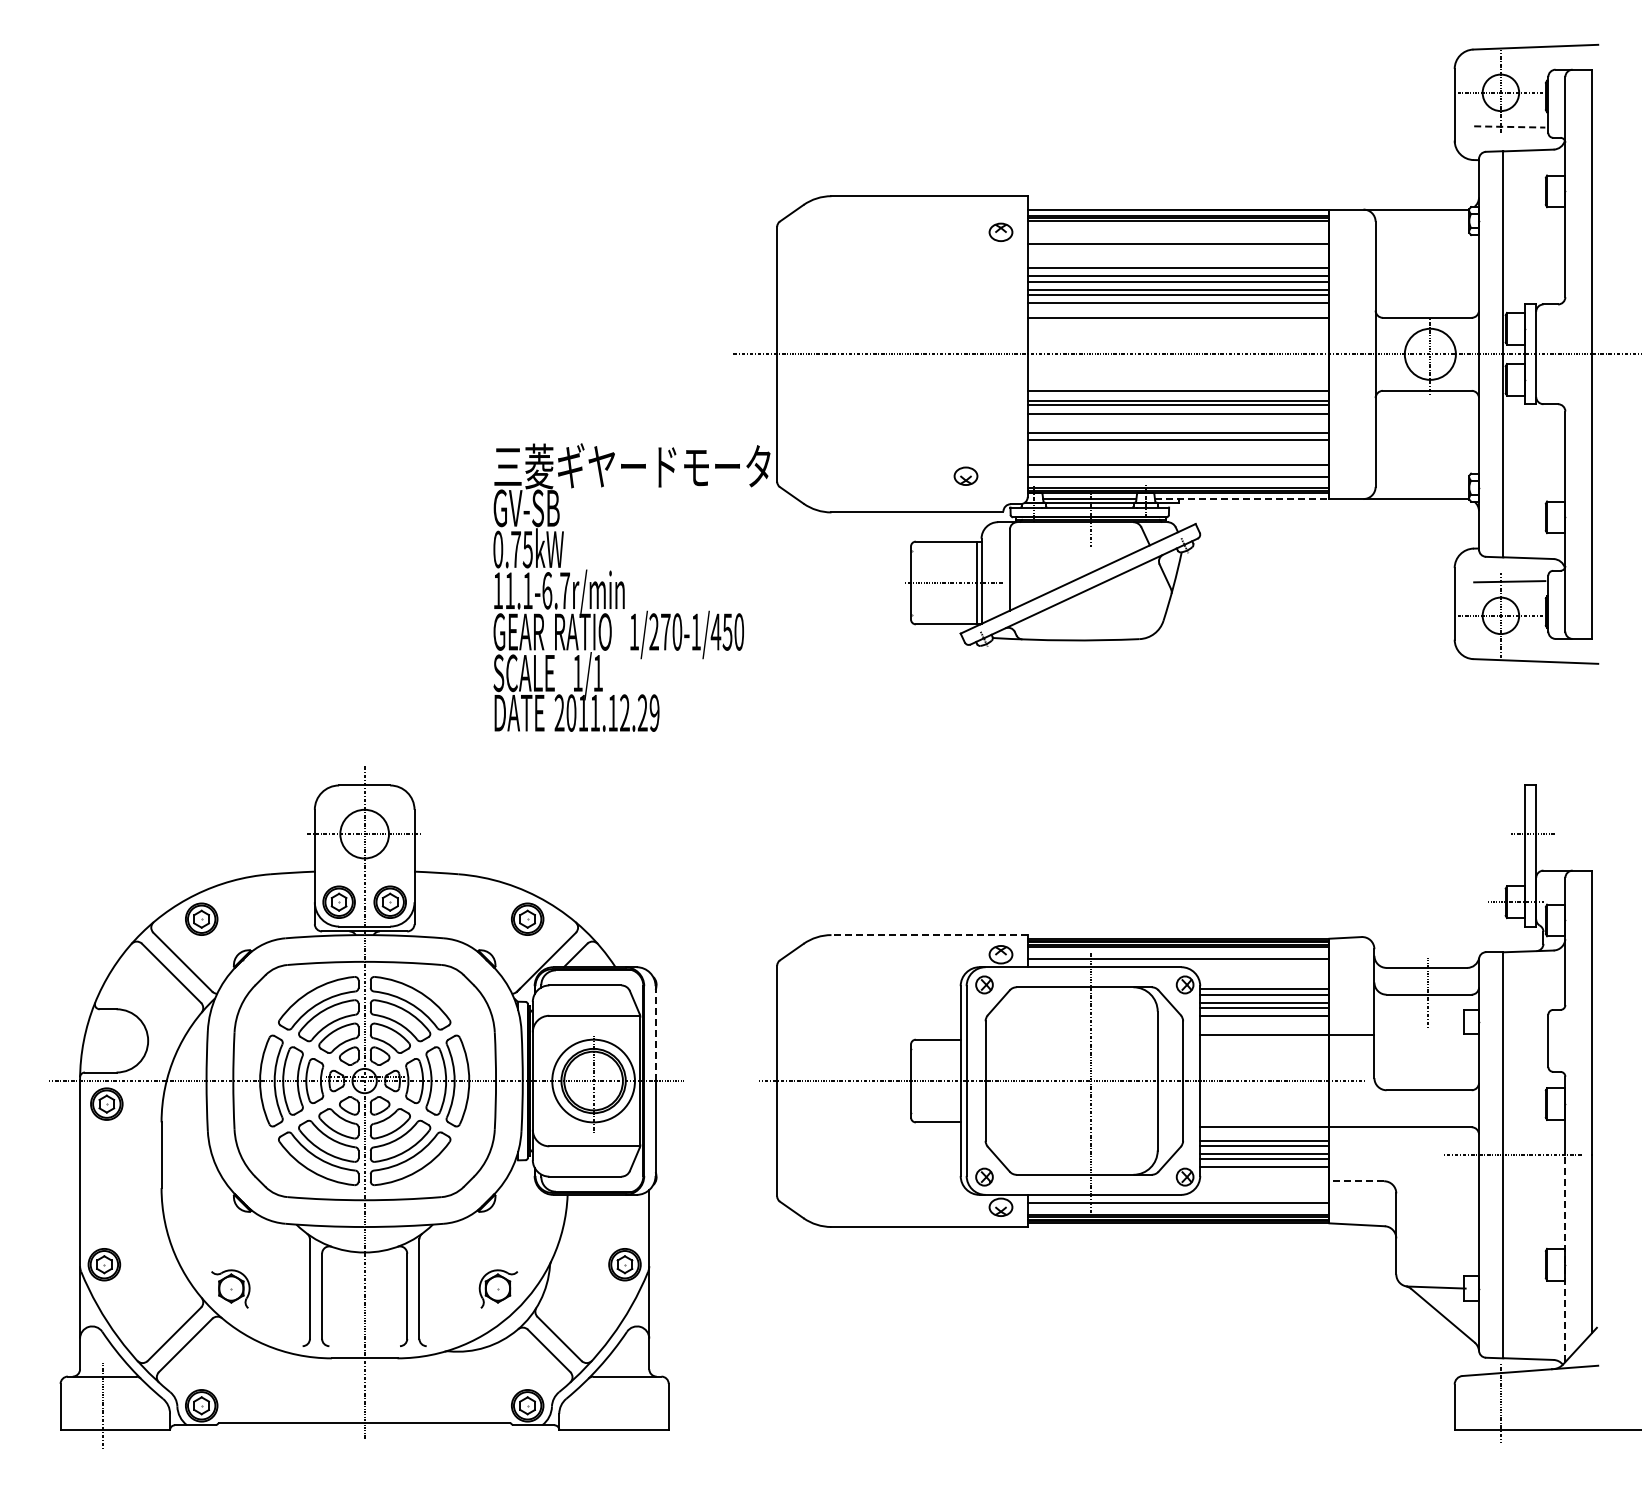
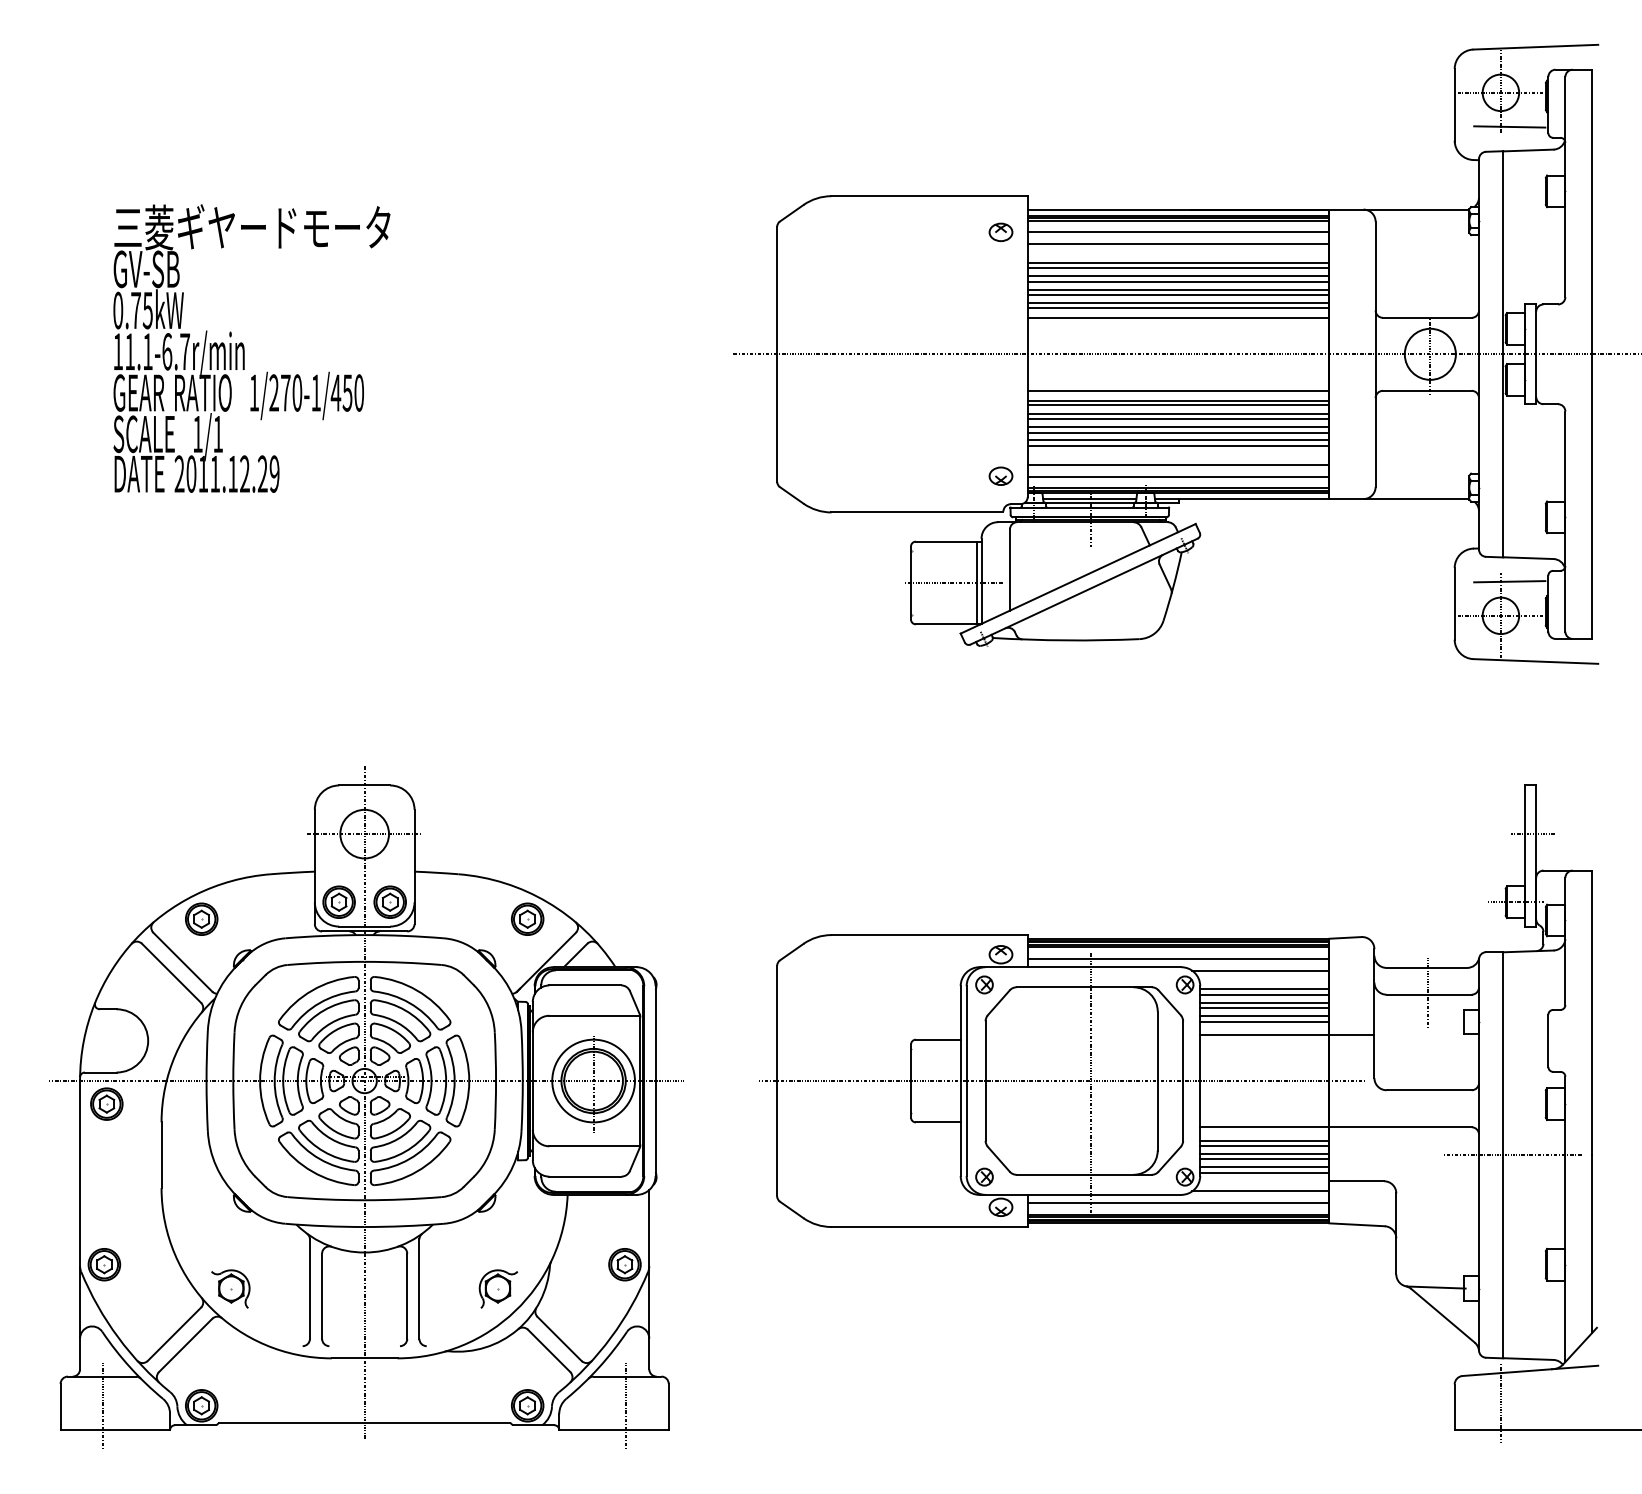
line: dashed -> solid (1509, 126)
line: none -> present (1178, 231)
line: none -> present (1178, 262)
line: none -> present (1178, 308)
line: none -> present (1178, 419)
line: none -> present (1178, 427)
line: none -> present (1178, 446)
part position: (965, 475) -> (1000, 475) (1000, 475)
line: dashed -> solid (1242, 499)
text position: (631, 587) -> (251, 348) (251, 348)
line: dashed -> solid (929, 935)
line: none -> present (1260, 970)
line: none -> present (1264, 1021)
line: dashed -> solid (655, 1034)
line: none -> present (1264, 1172)
line: dashed -> solid (1356, 1181)
line: none -> present (1260, 1191)
line: dashed -> solid (1565, 1258)
line: none -> present (626, 1405)
